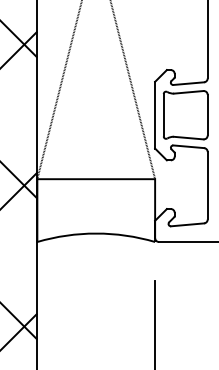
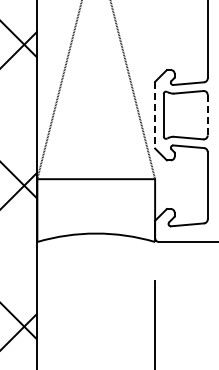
line: solid -> dashed (207, 114)
line: solid -> dashed (155, 115)
